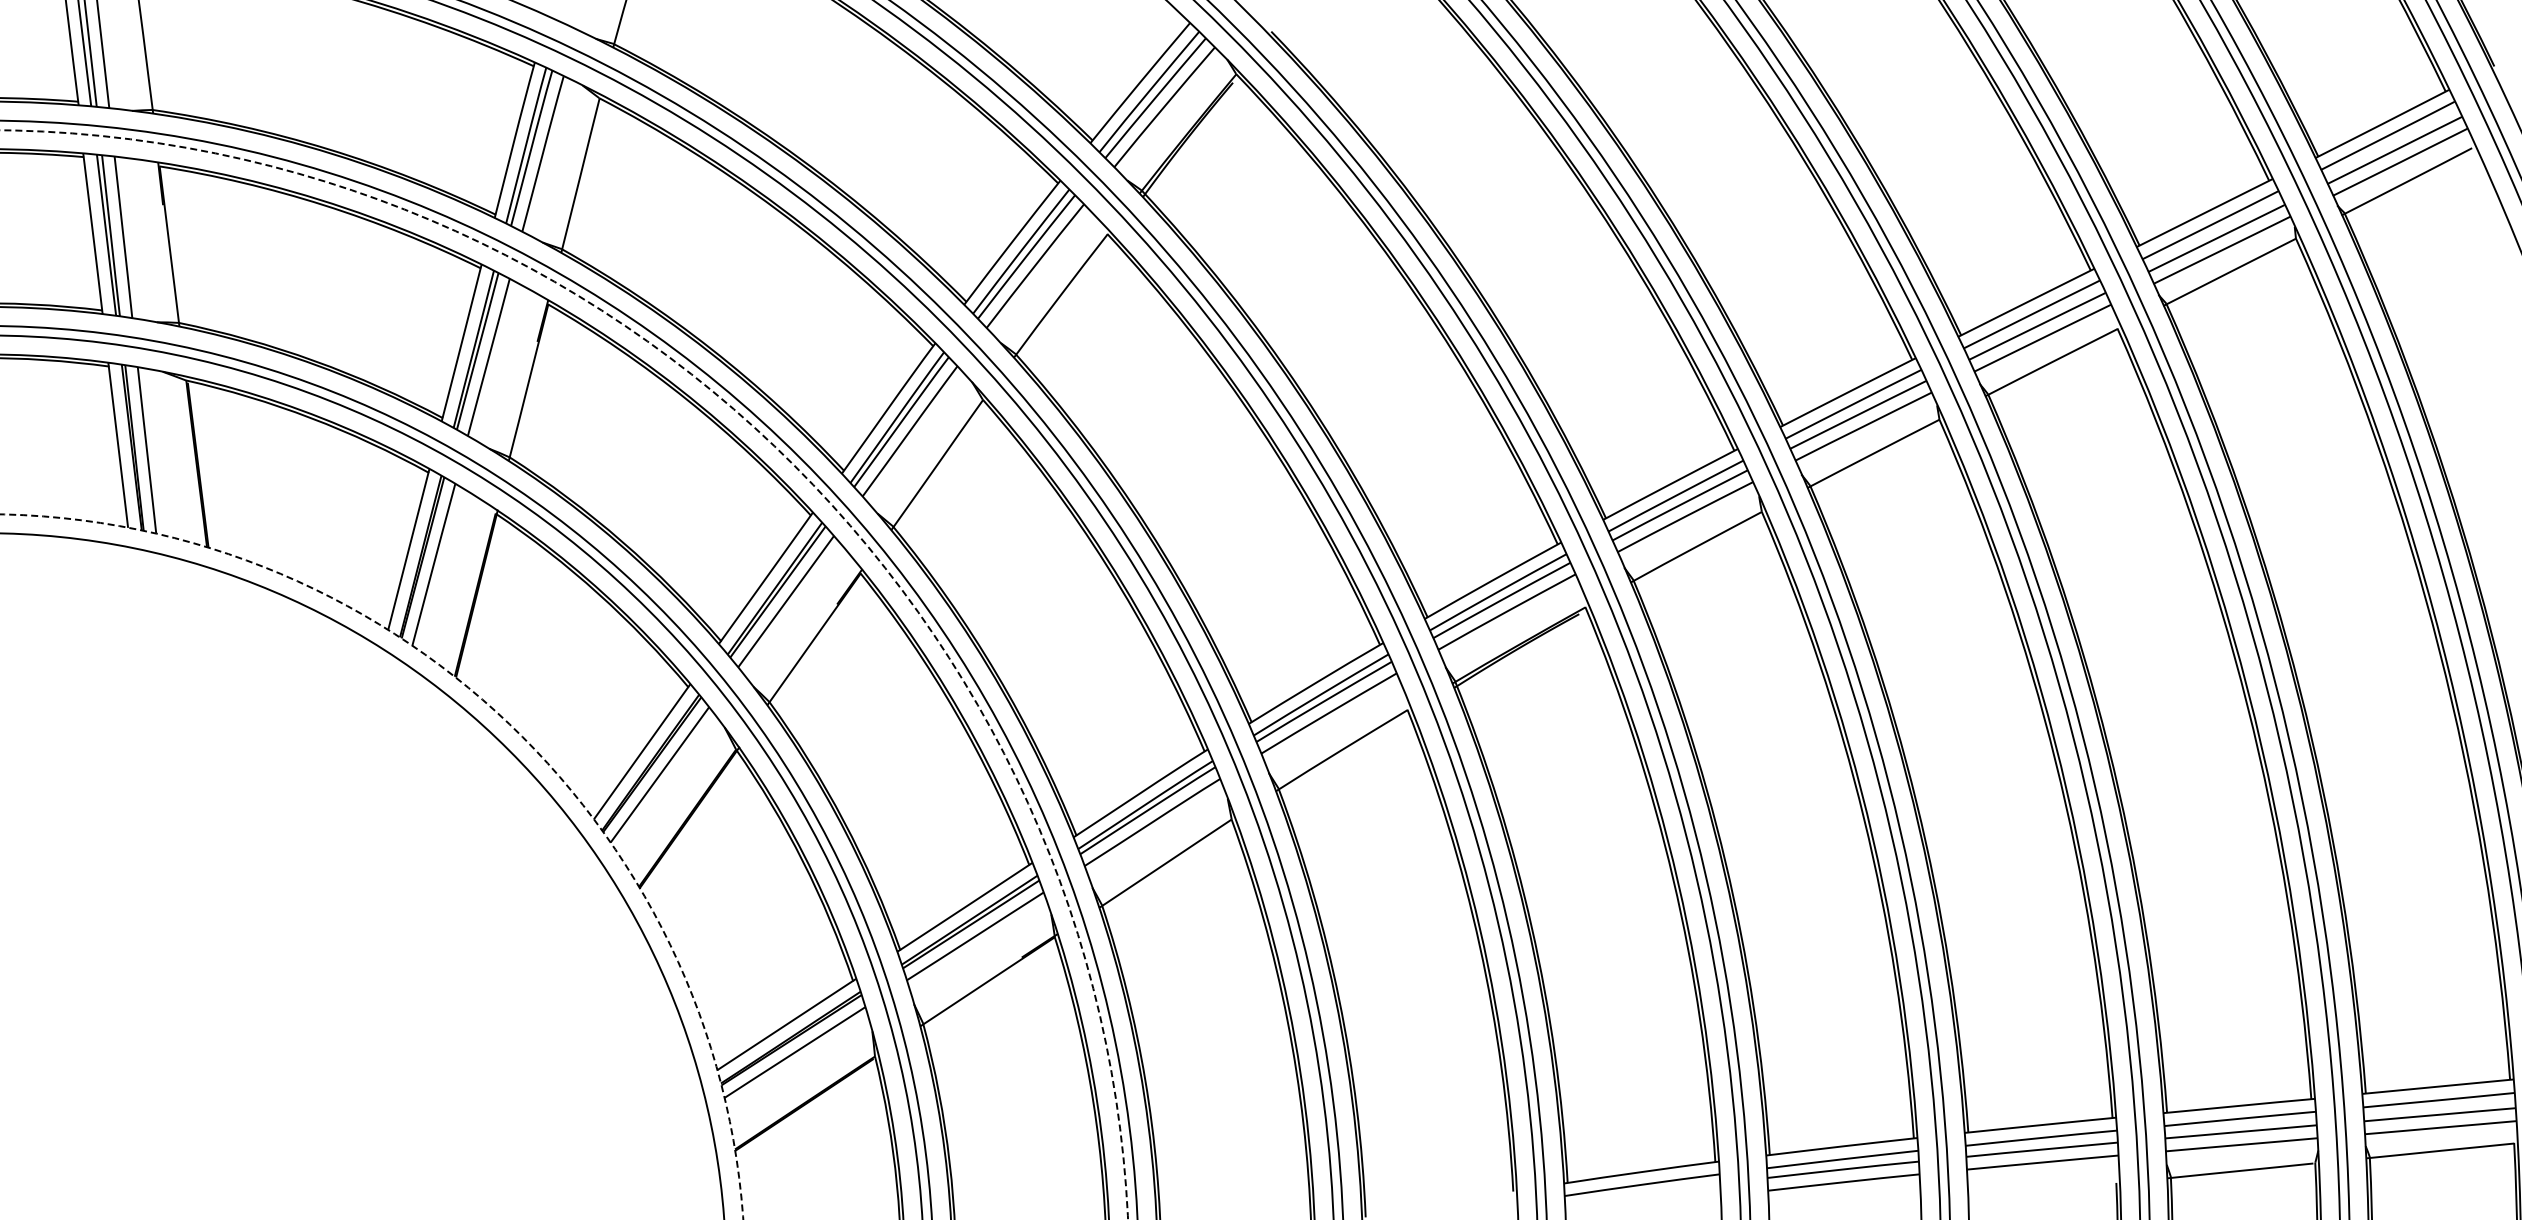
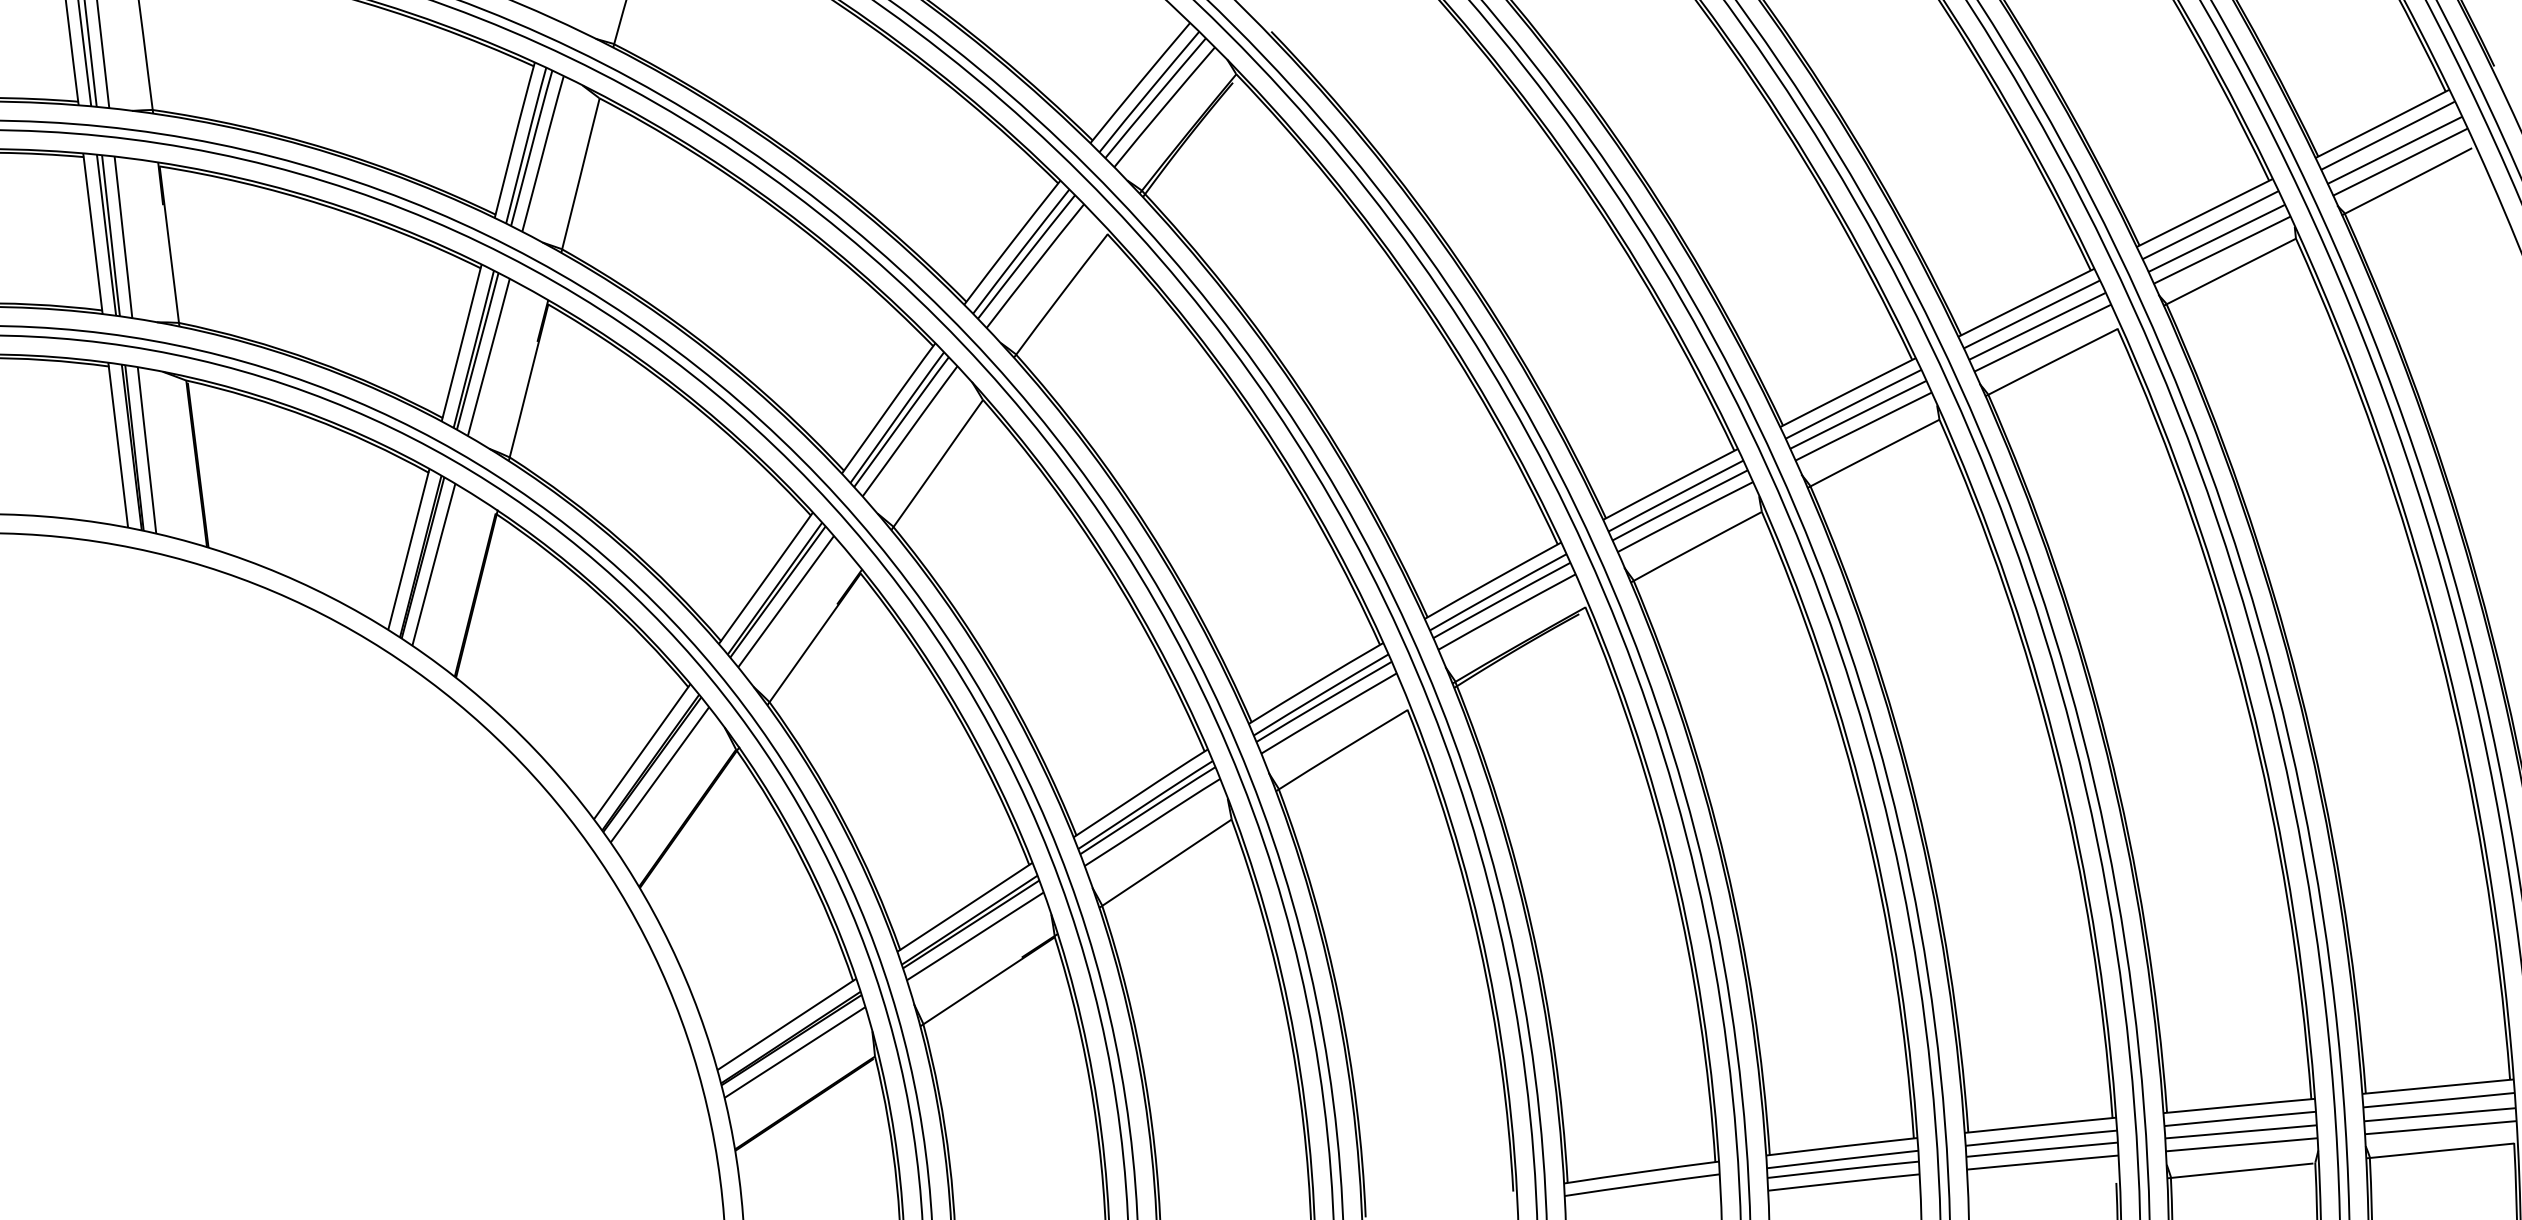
circle: dashed -> solid (564, 674)
circle: dashed -> solid (371, 866)
